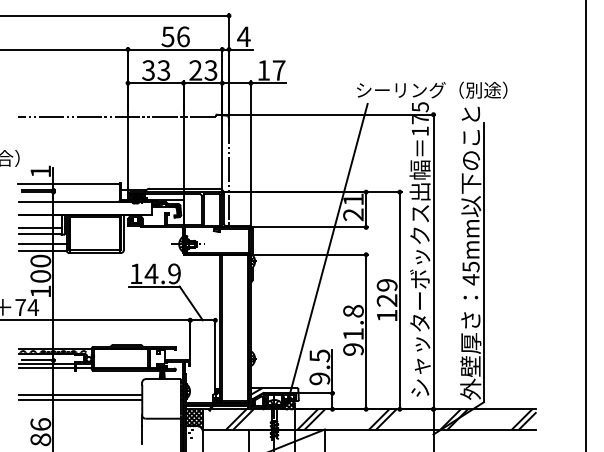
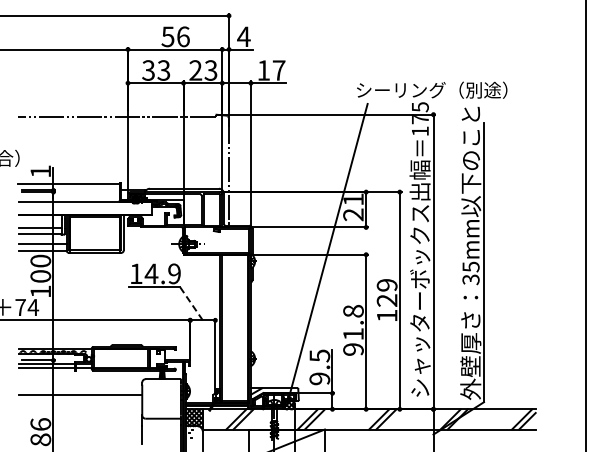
text: 45mm -> 35mm (470, 279)
line: solid -> dashed (190, 303)
line: present -> none (80, 400)
